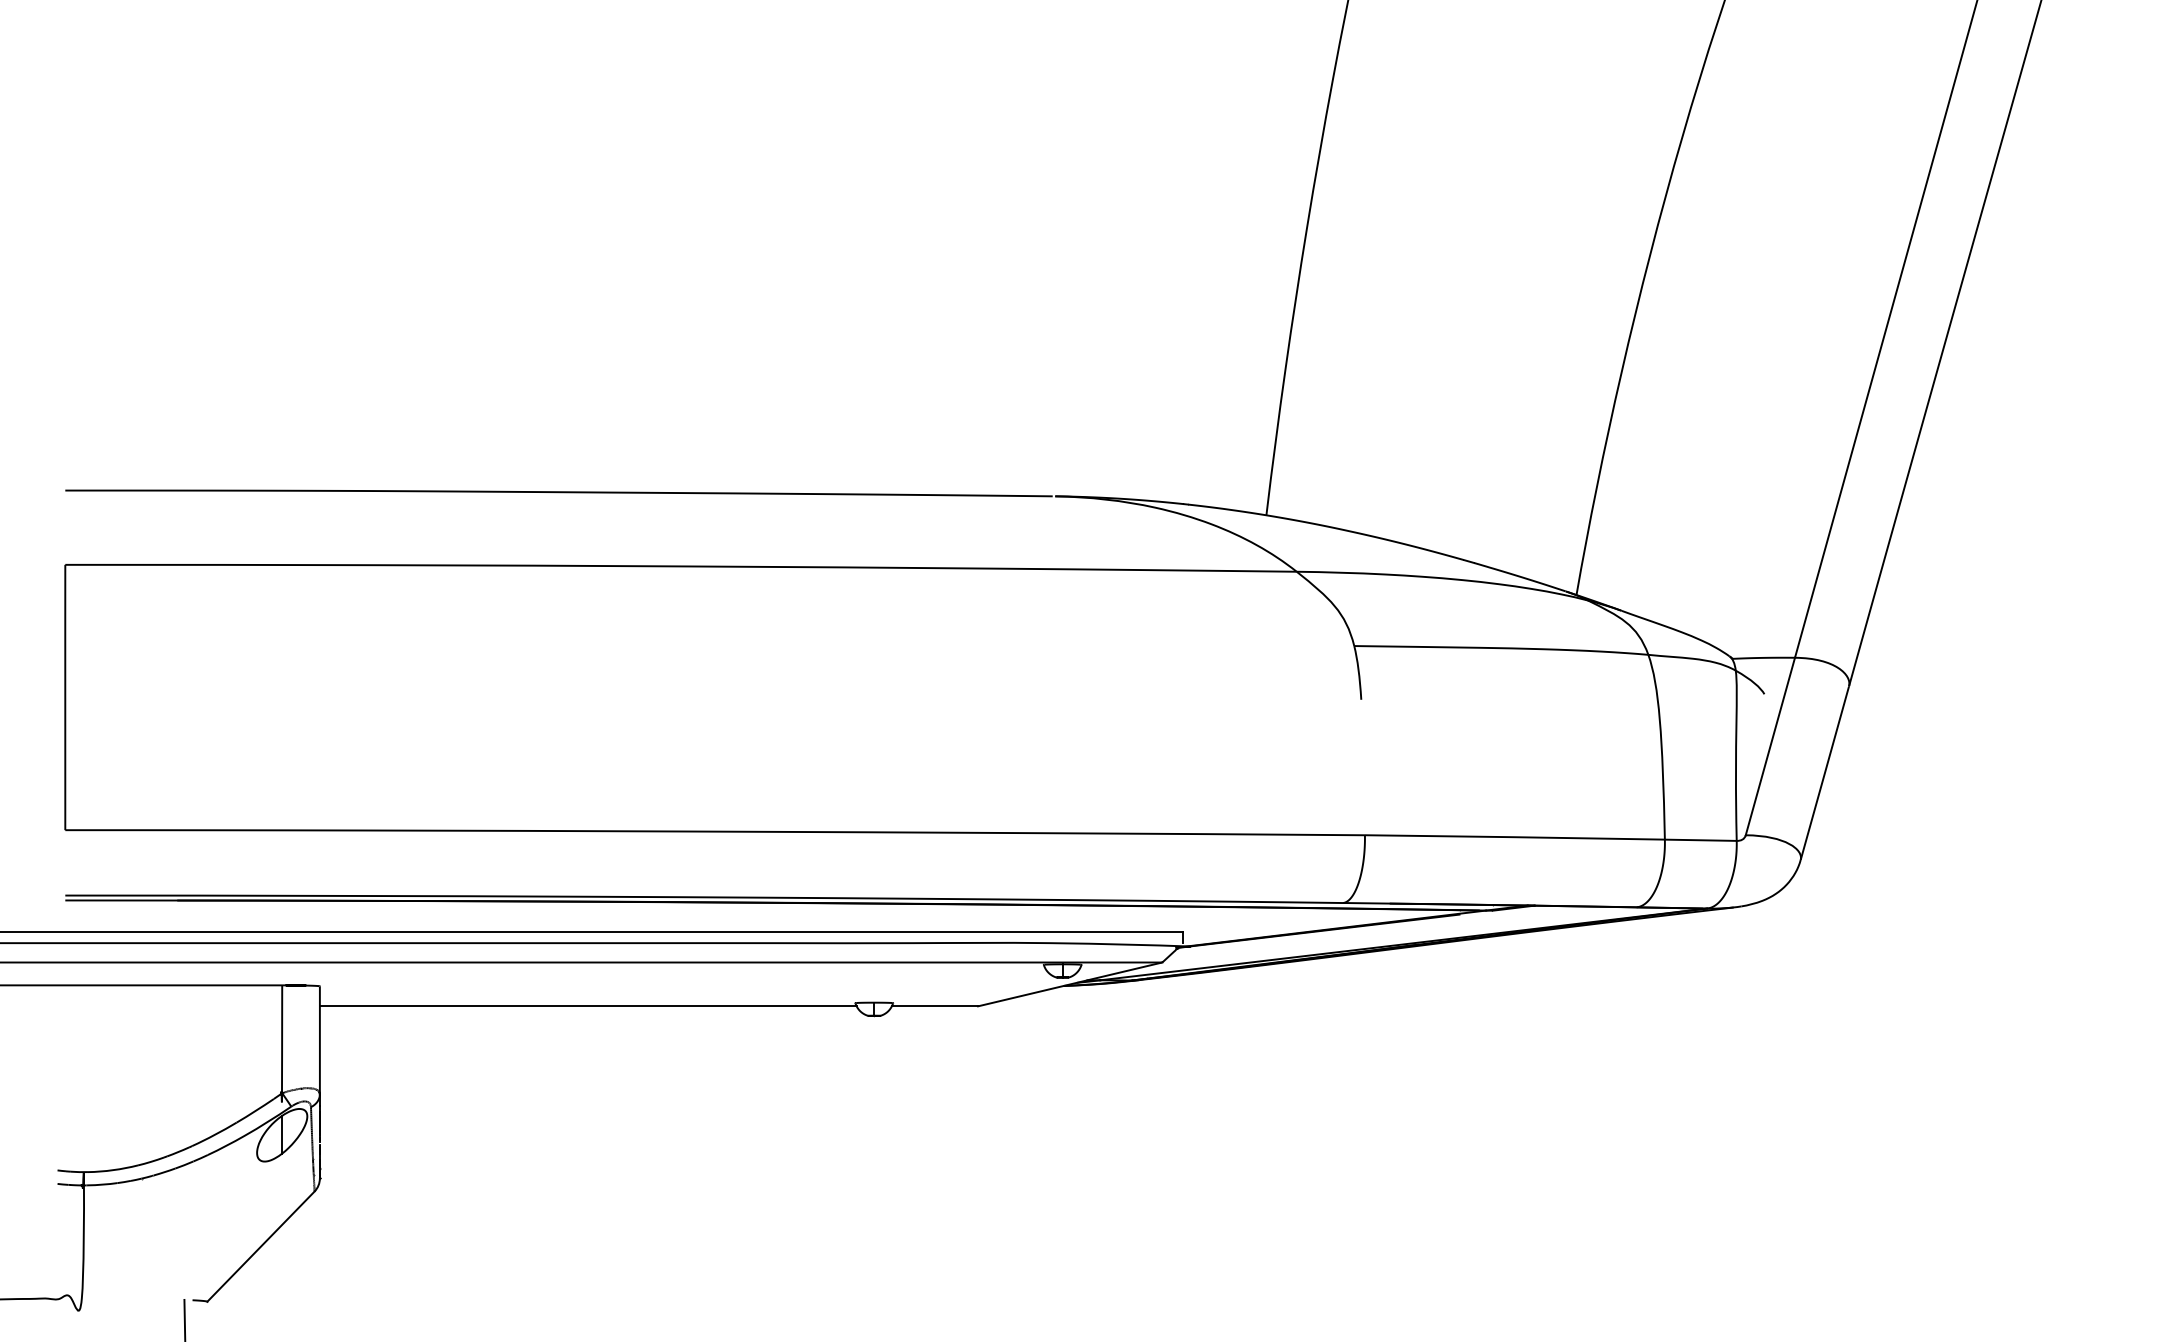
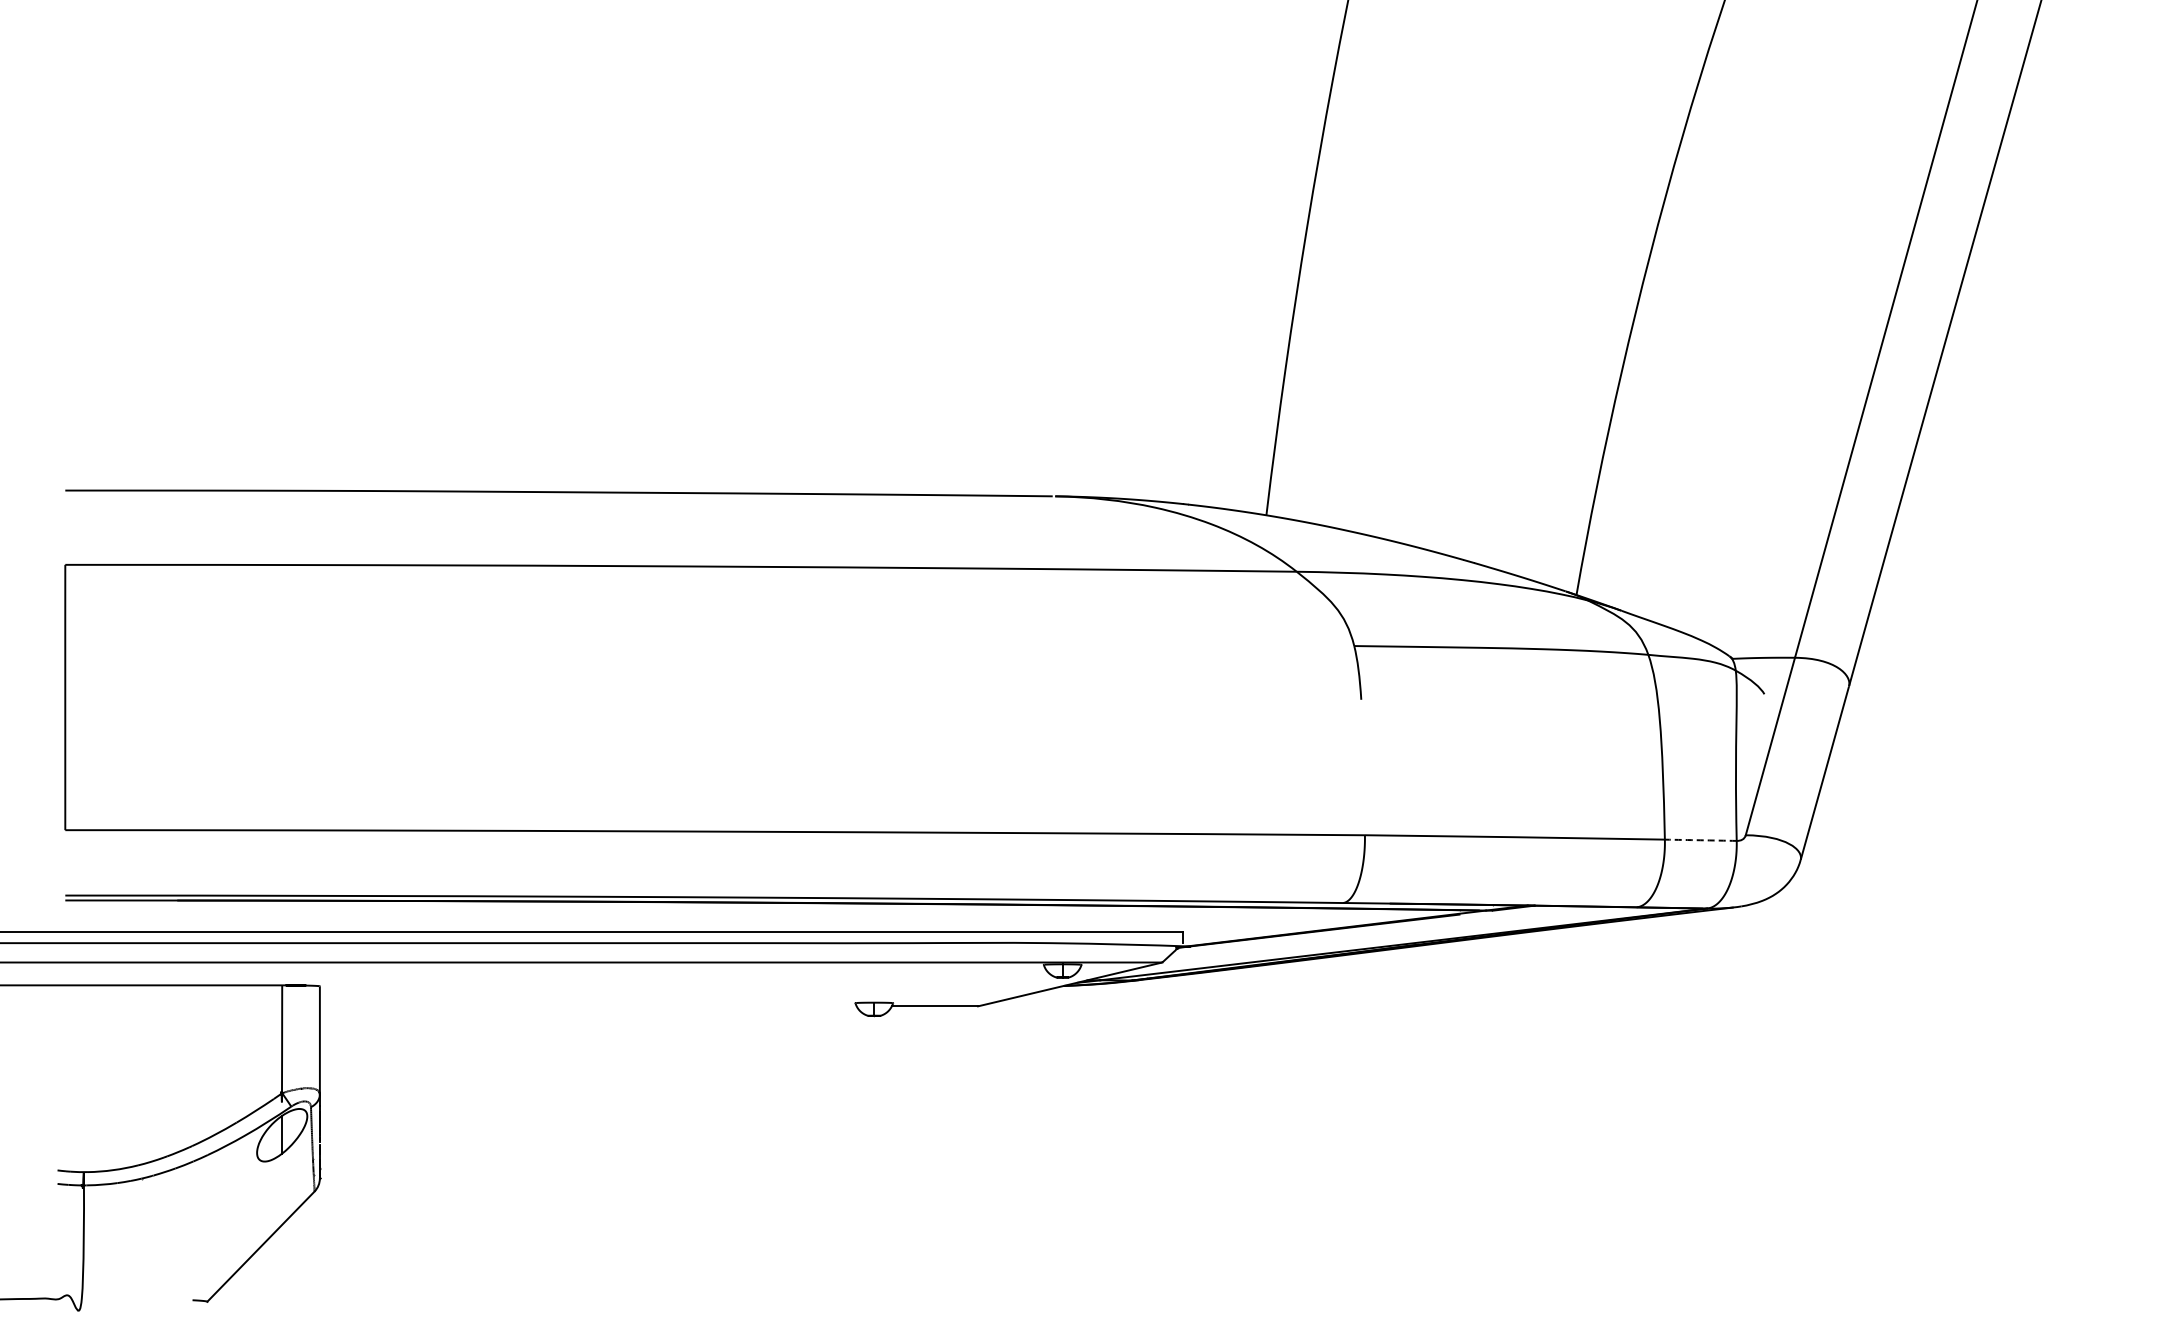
arc: solid -> dashed (1700, 840)
line: present -> none (587, 1006)
line: present -> none (184, 1318)
